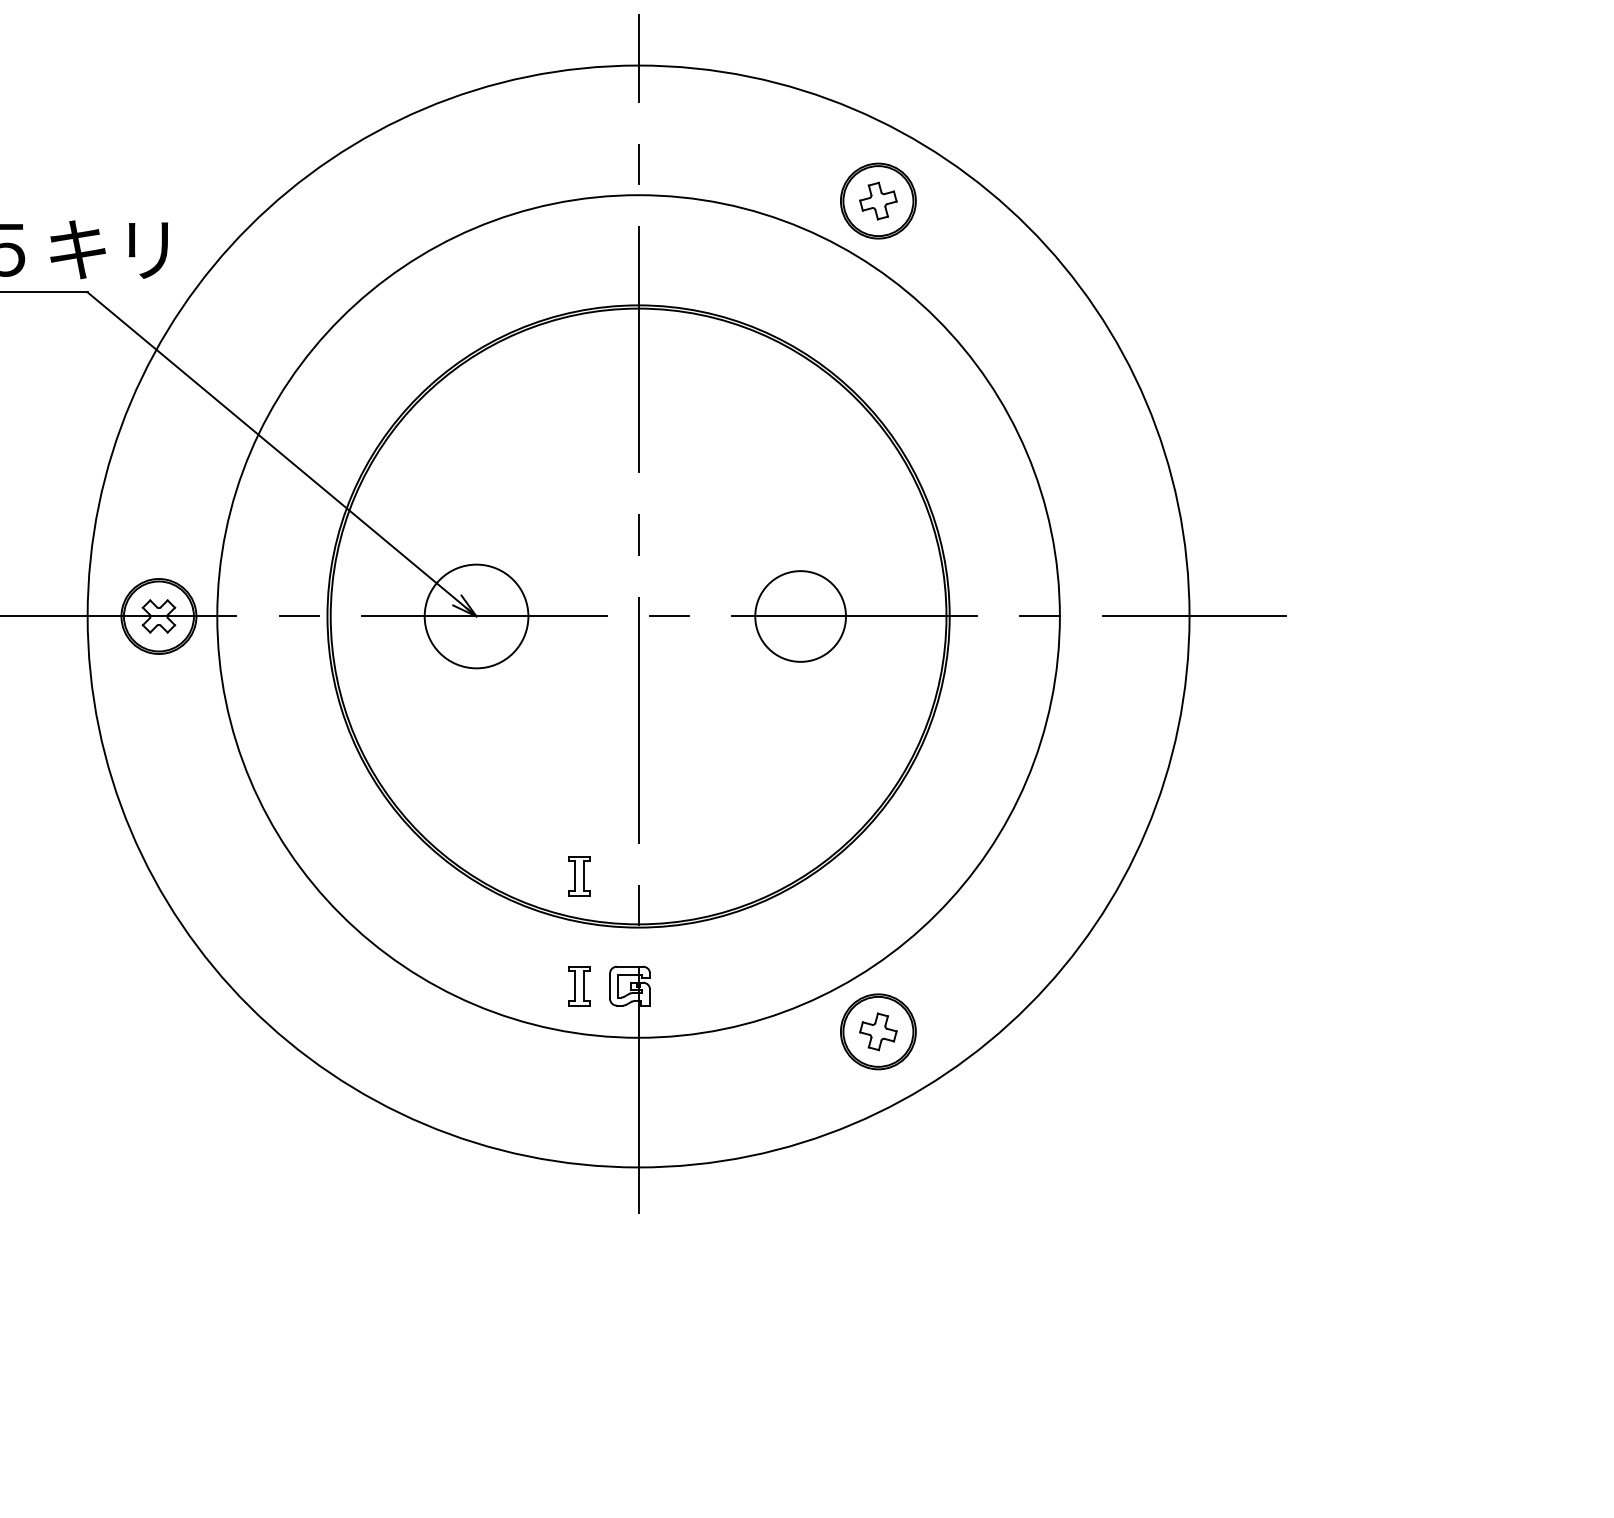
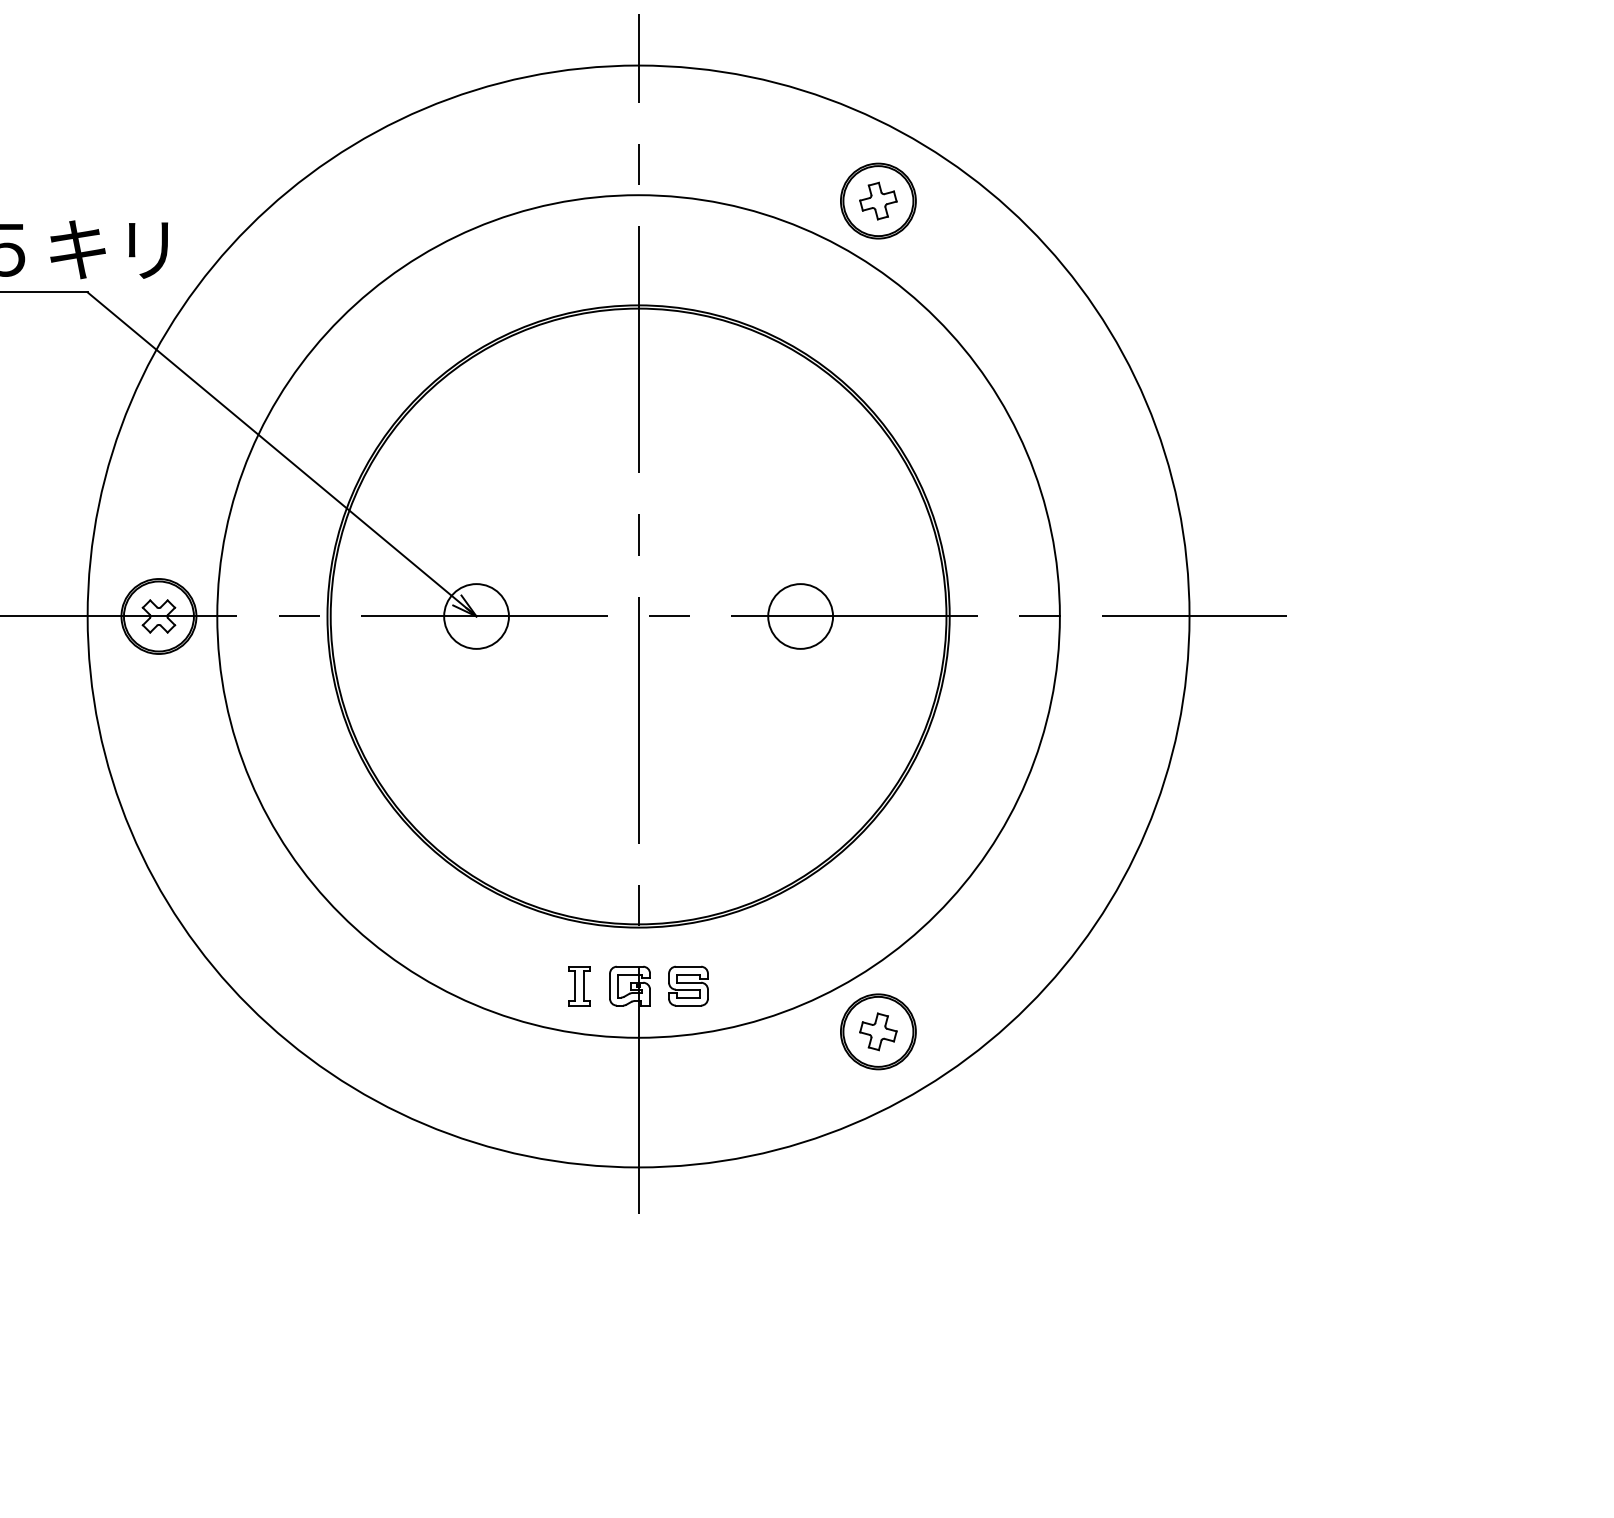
circle diameter: 104 px -> 65 px (476, 616)
circle diameter: 91 px -> 65 px (800, 616)
part: present -> none (579, 876)
part: none -> present (688, 985)
